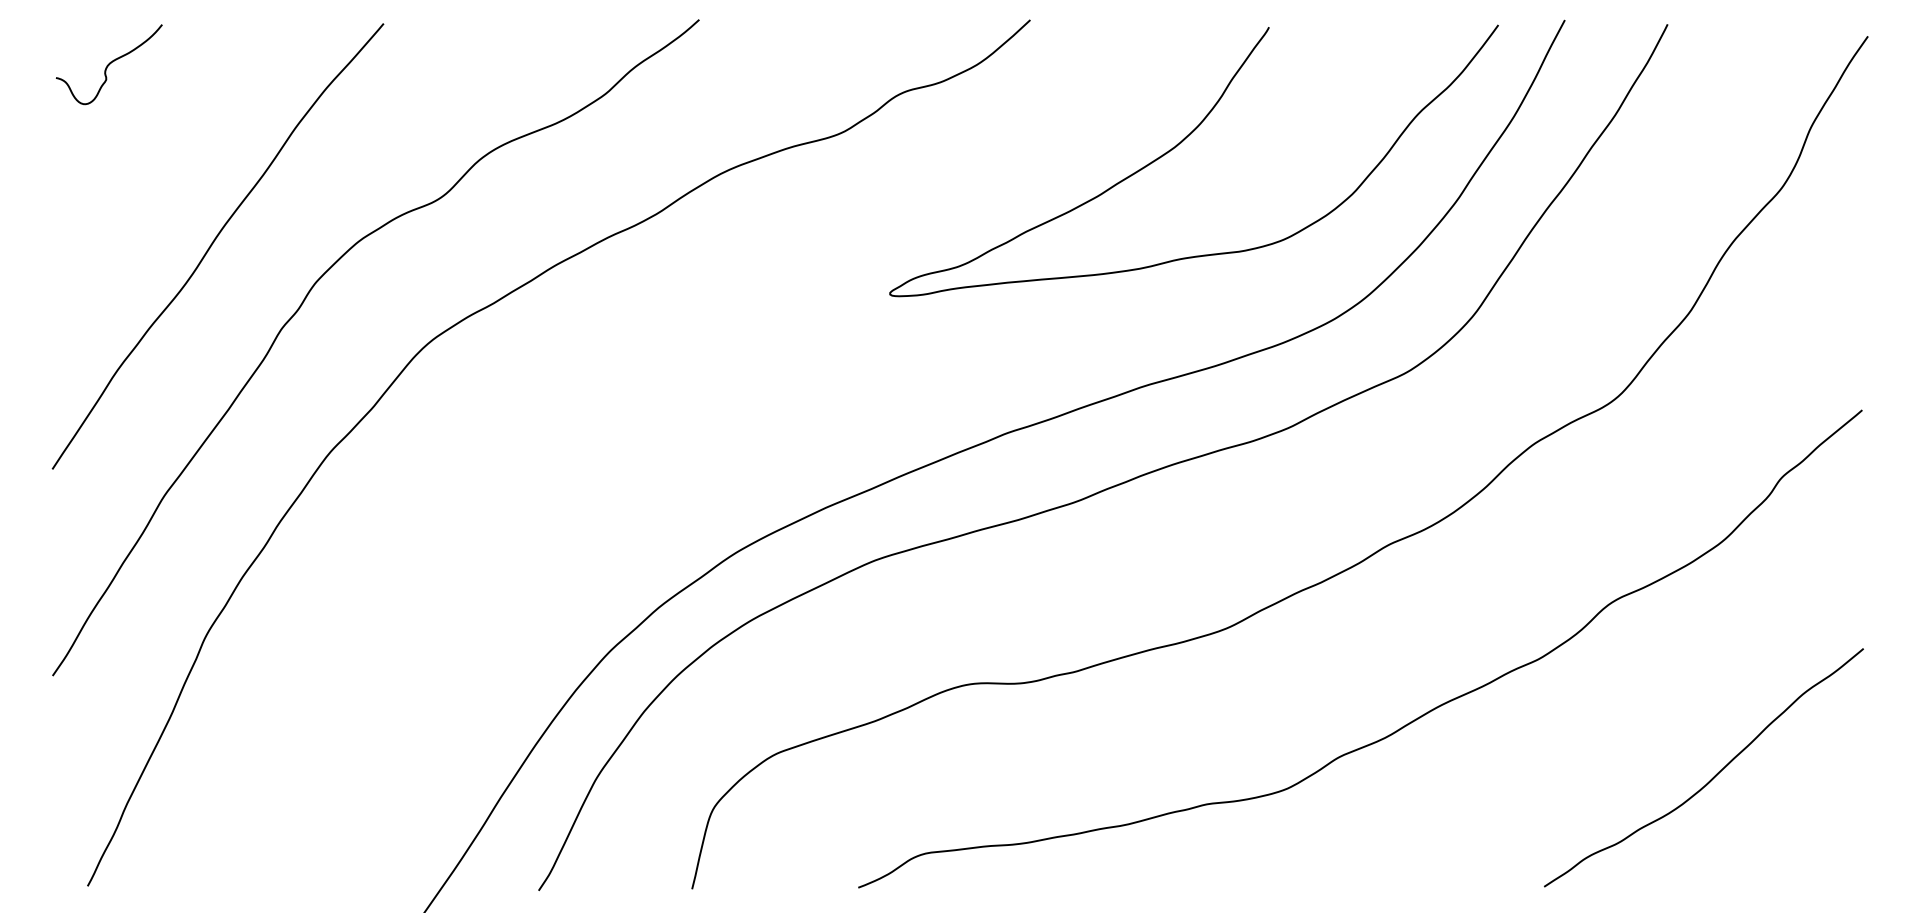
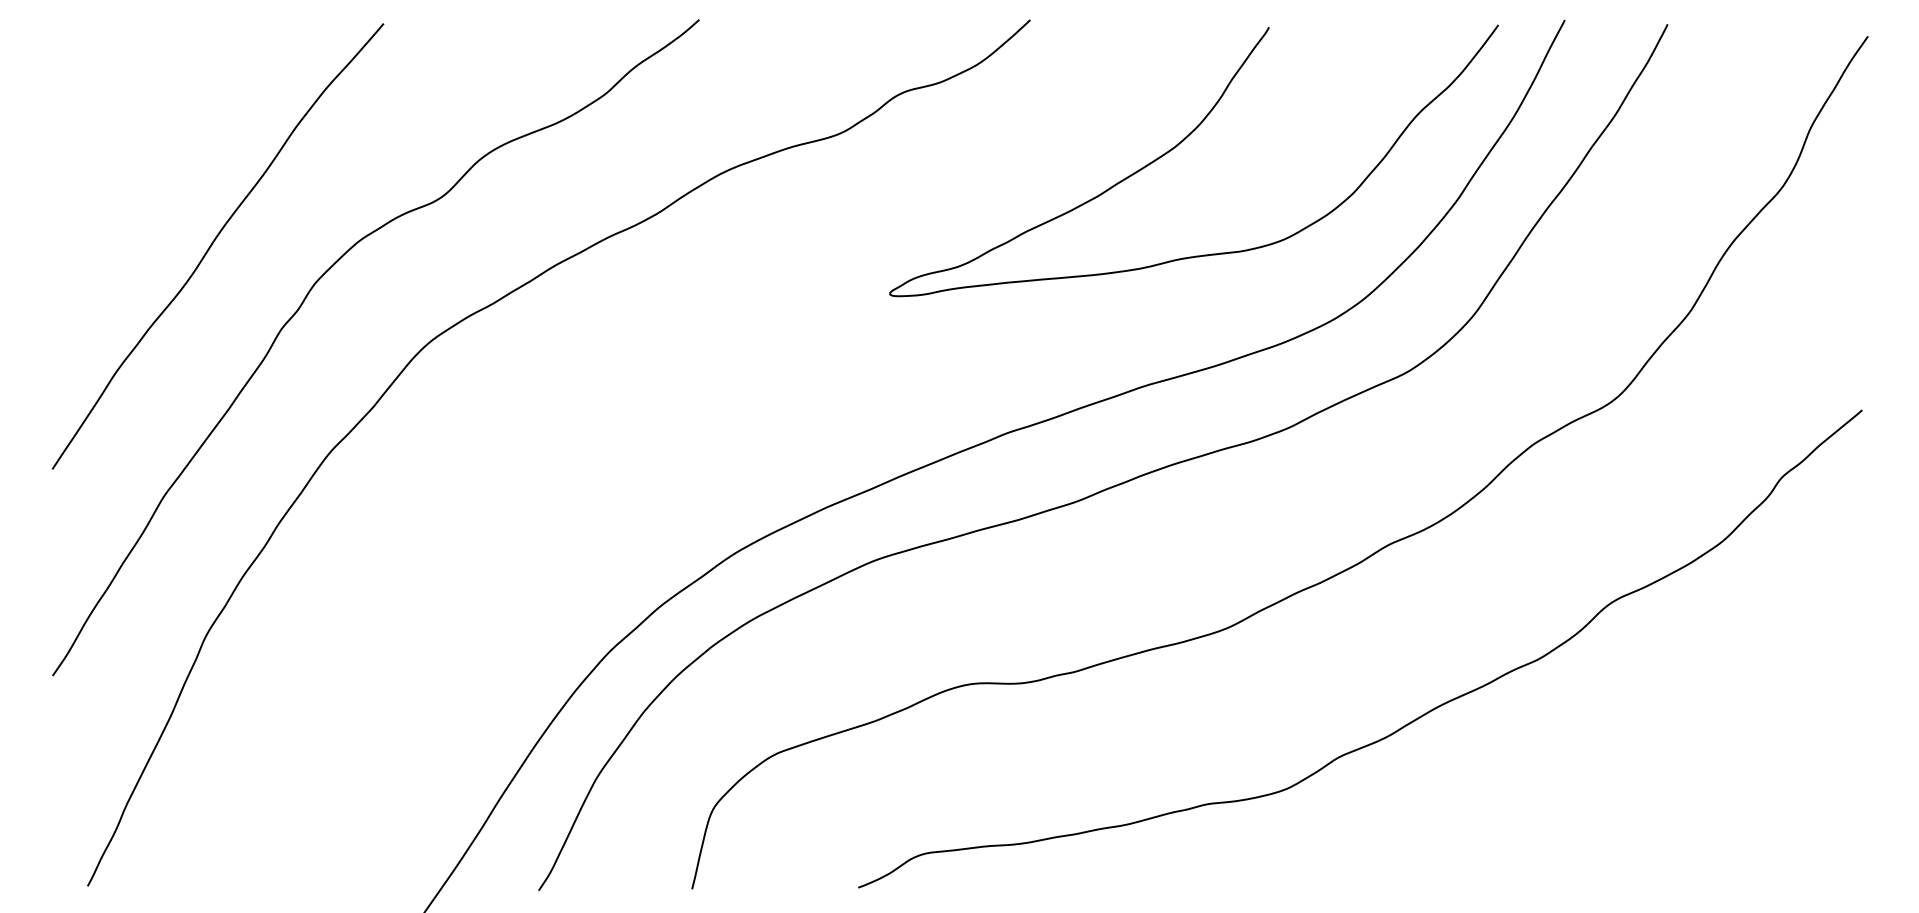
curve: present -> none (109, 64)
curve: present -> none (1713, 776)
